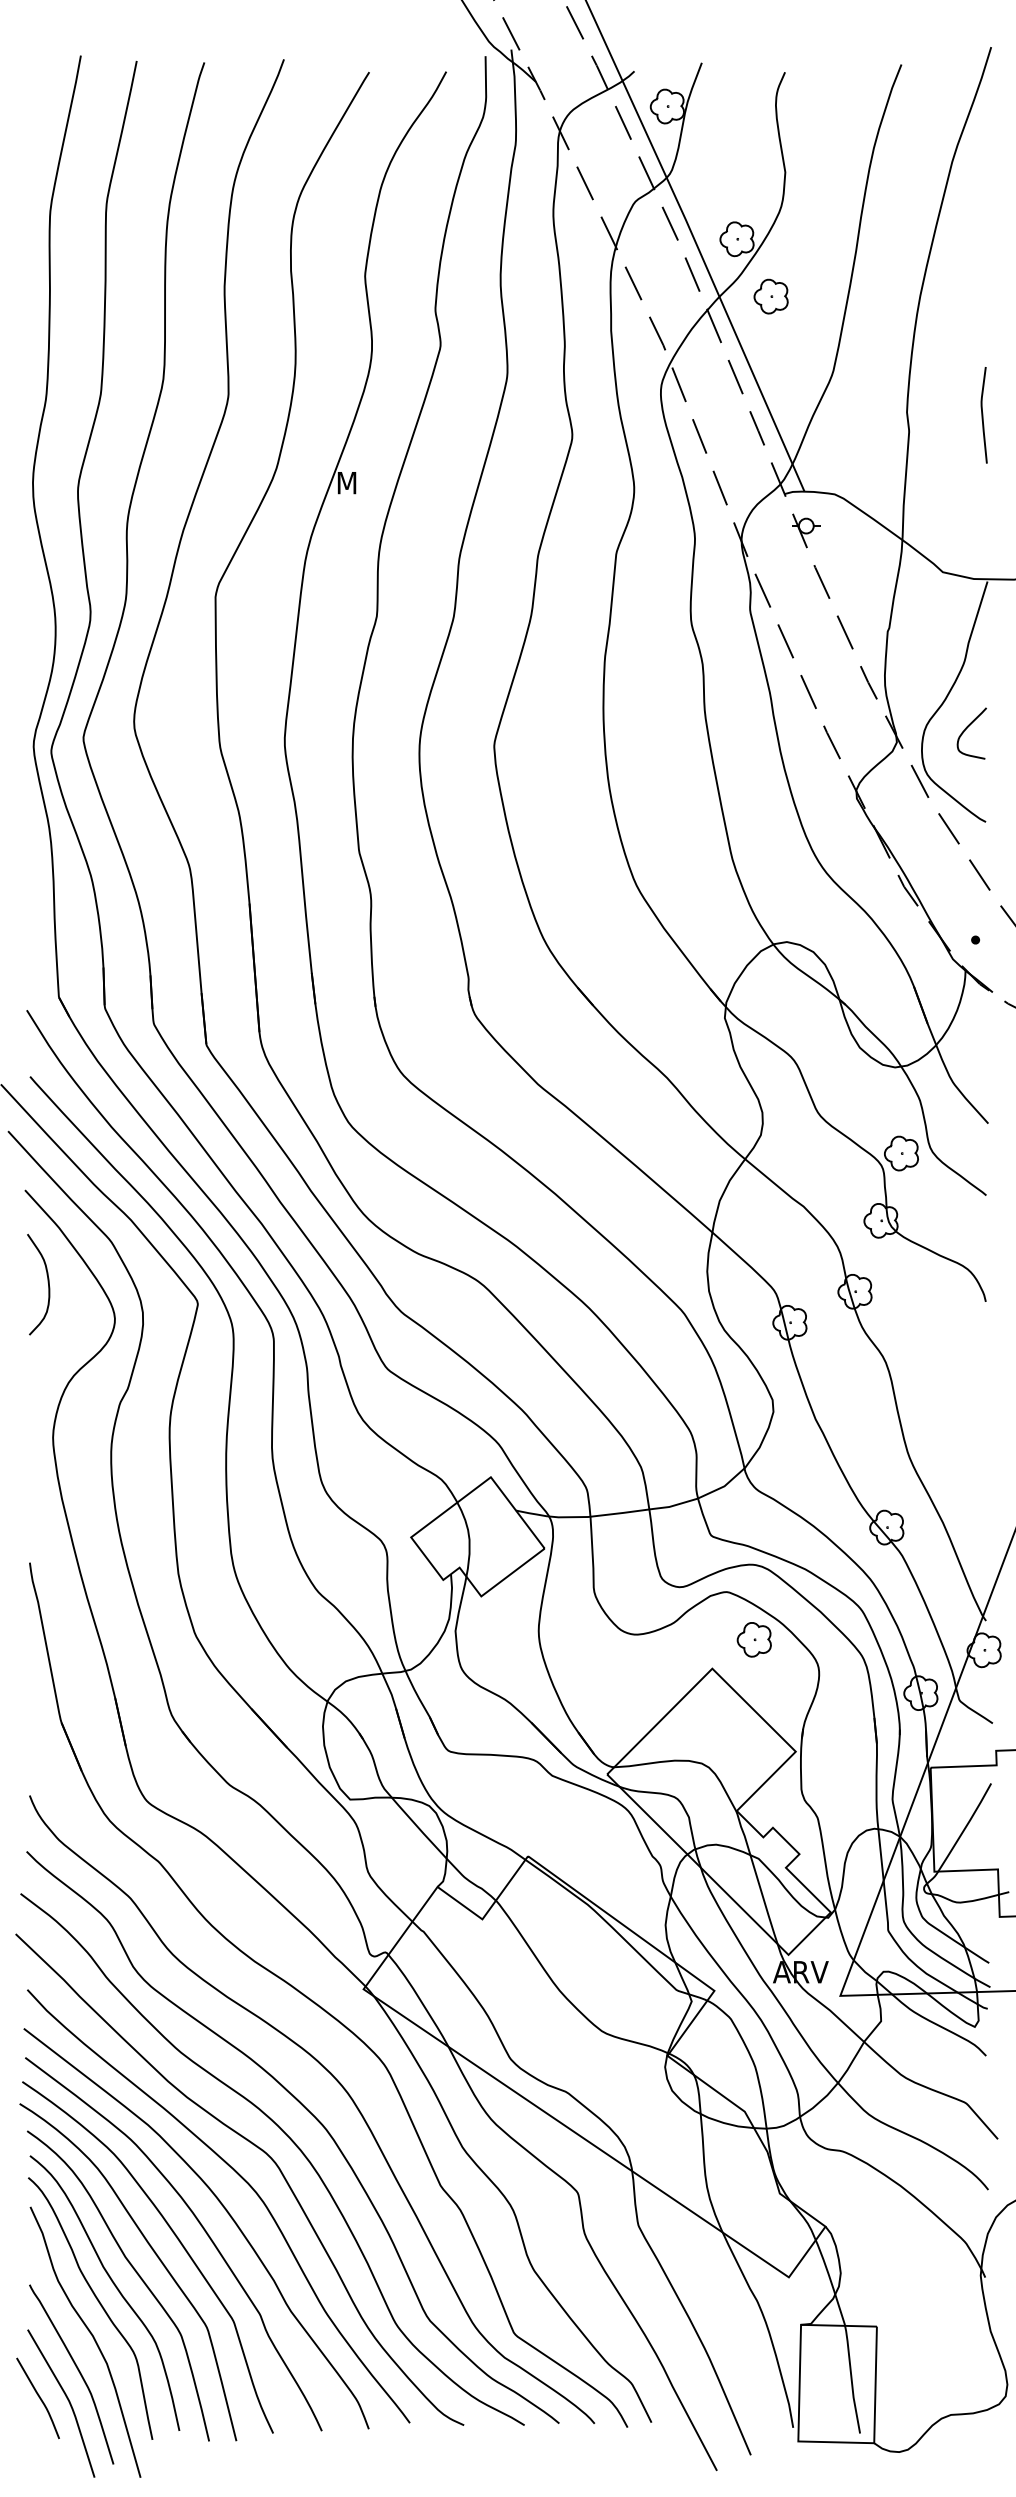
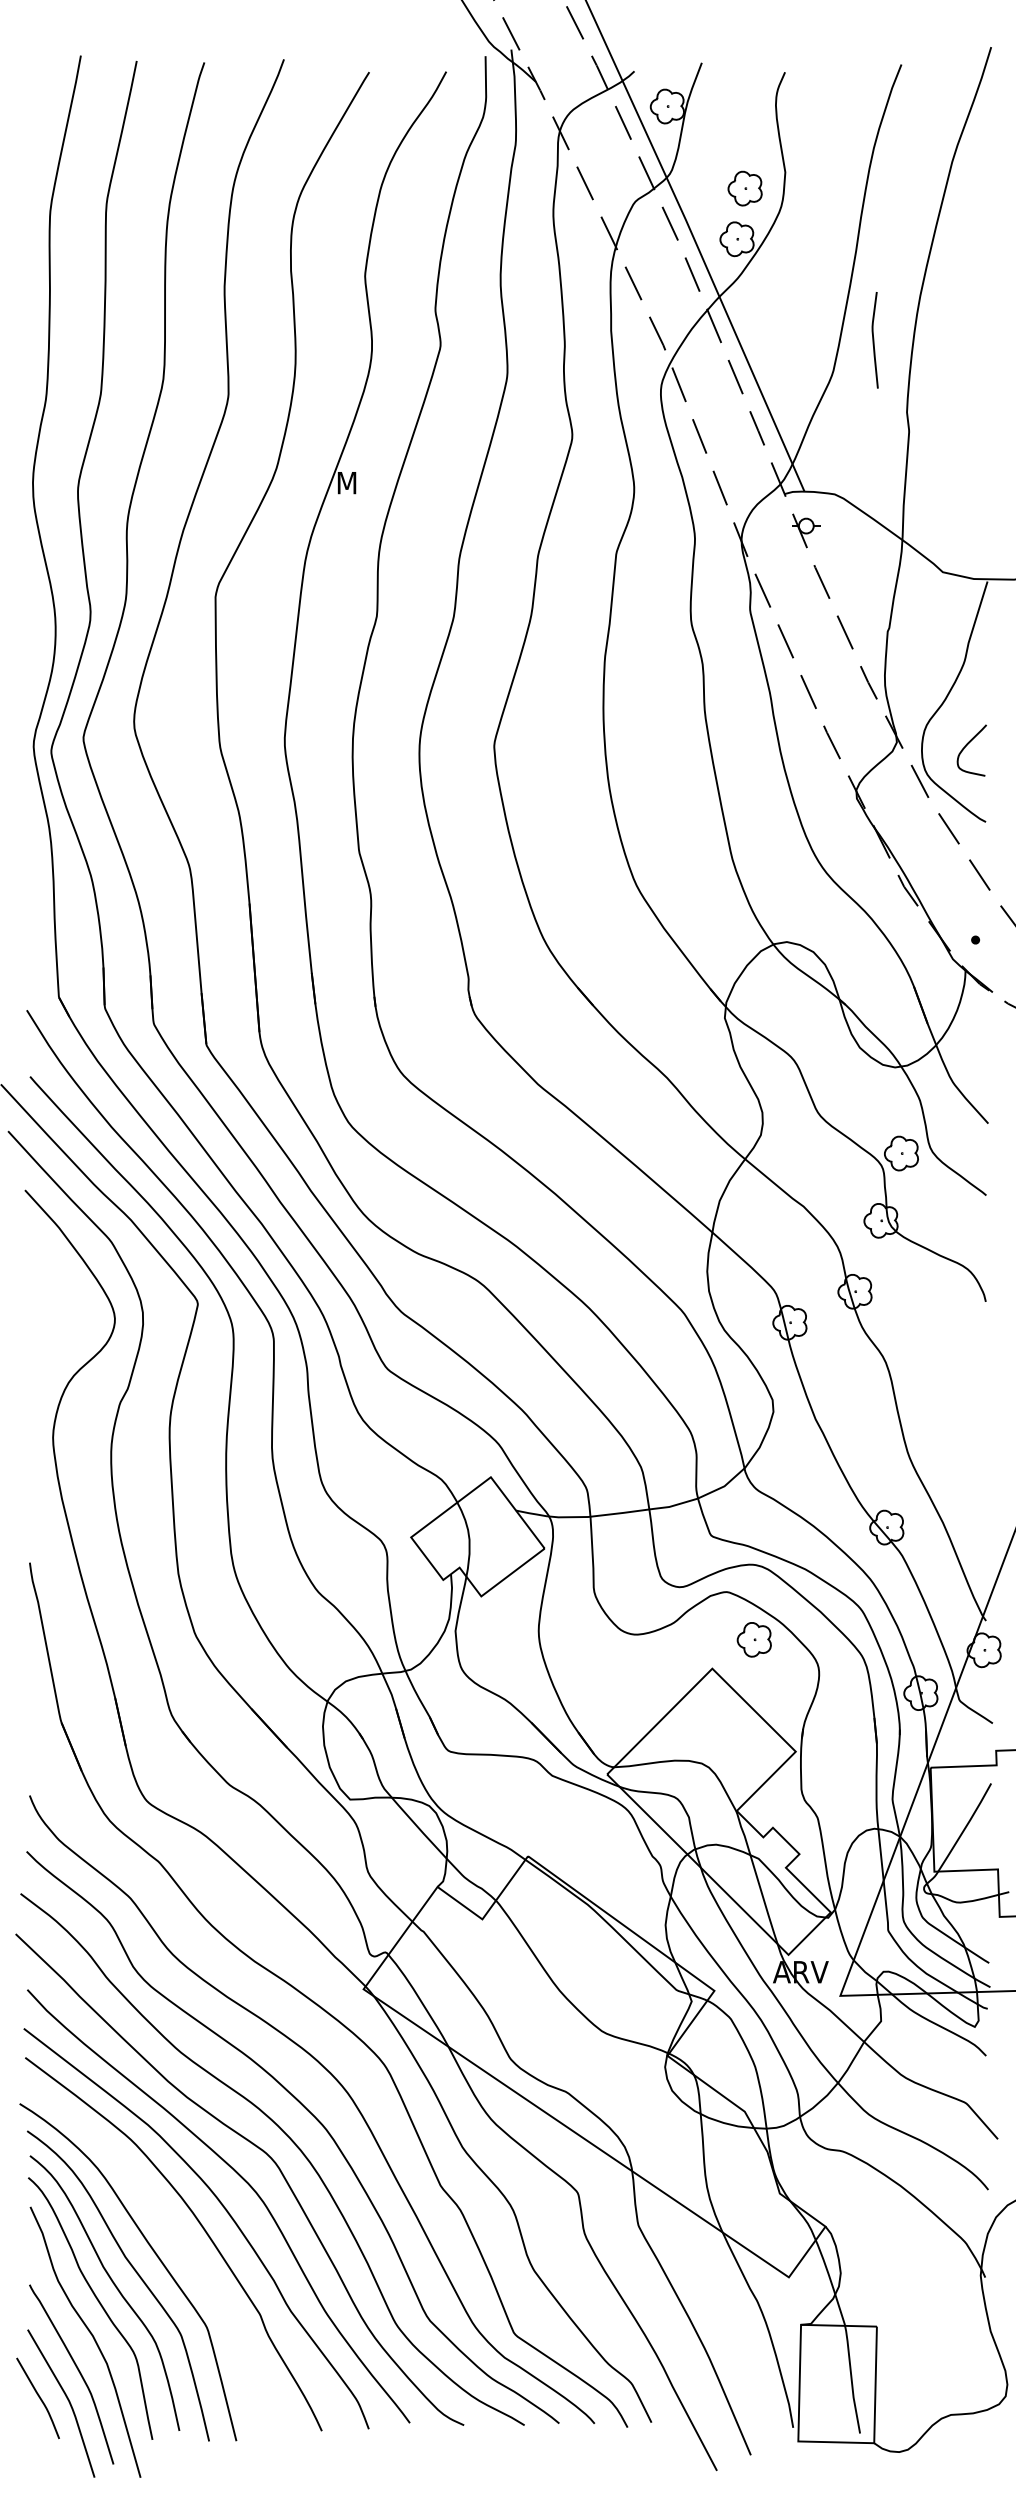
part position: (770, 296) -> (744, 188) (744, 188)
curve position: (983, 415) -> (874, 340) (874, 340)
curve position: (967, 728) -> (967, 745) (967, 745)
curve: present -> none (47, 1282)
curve: present -> none (176, 2238)
